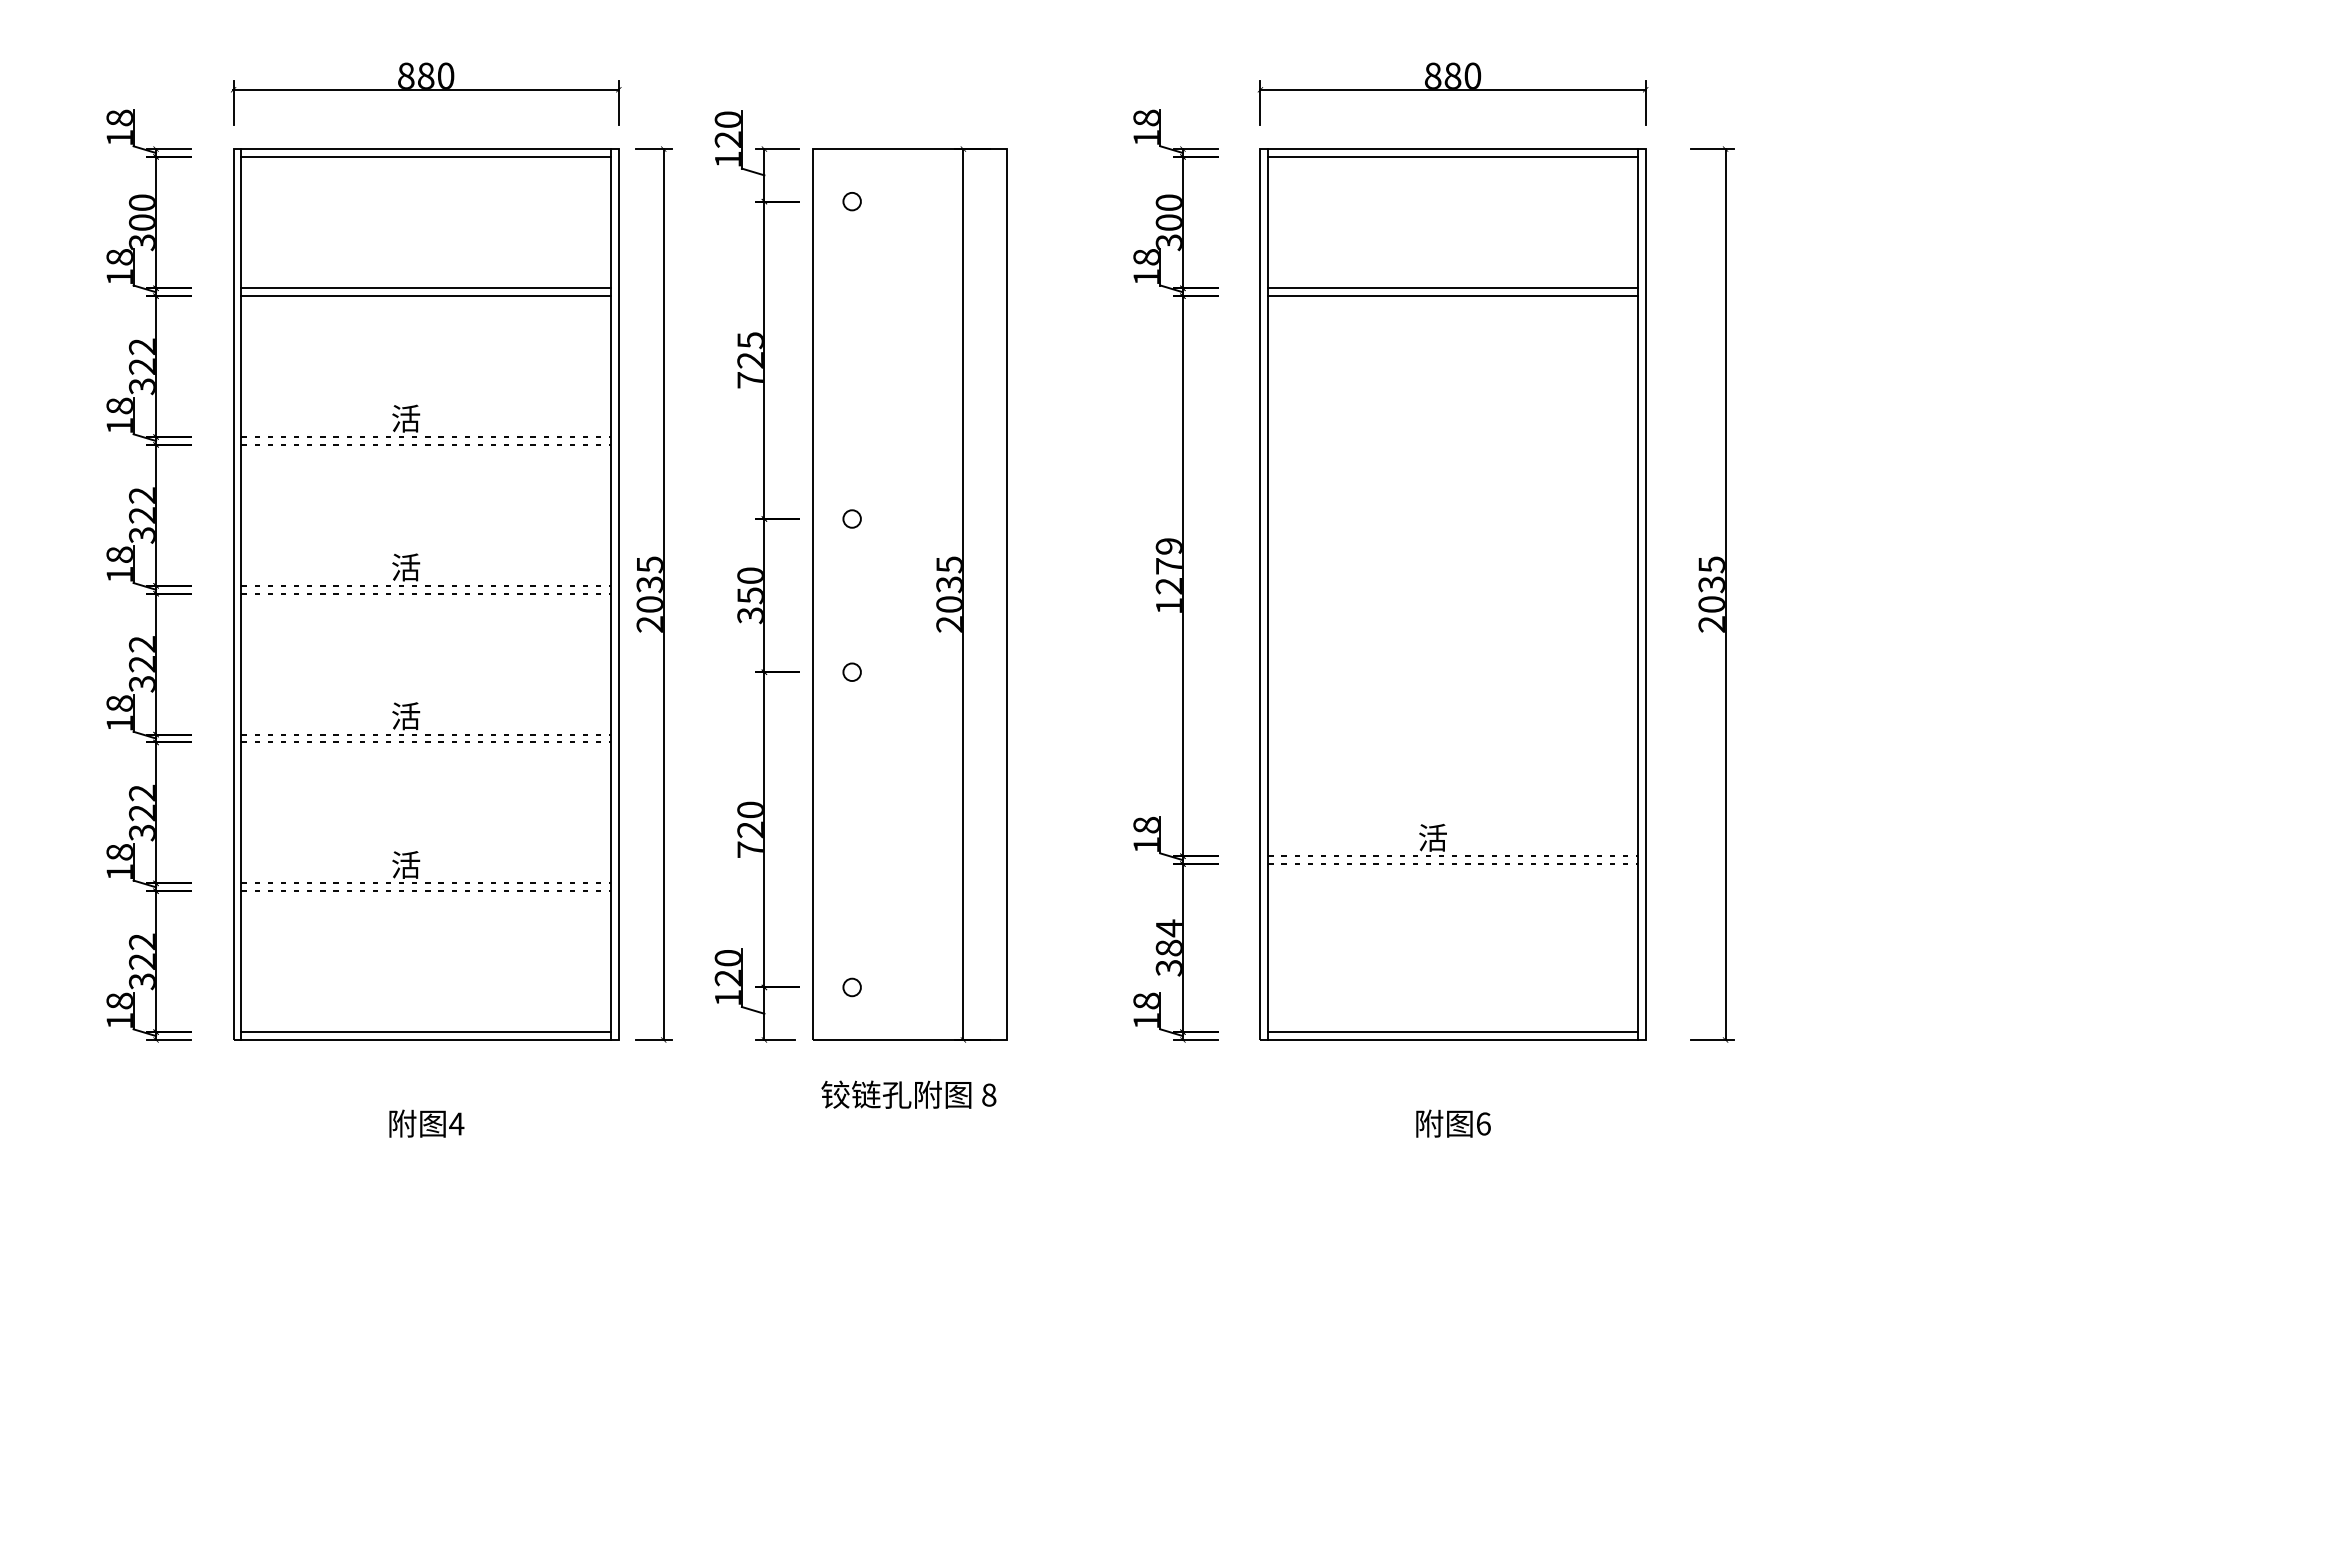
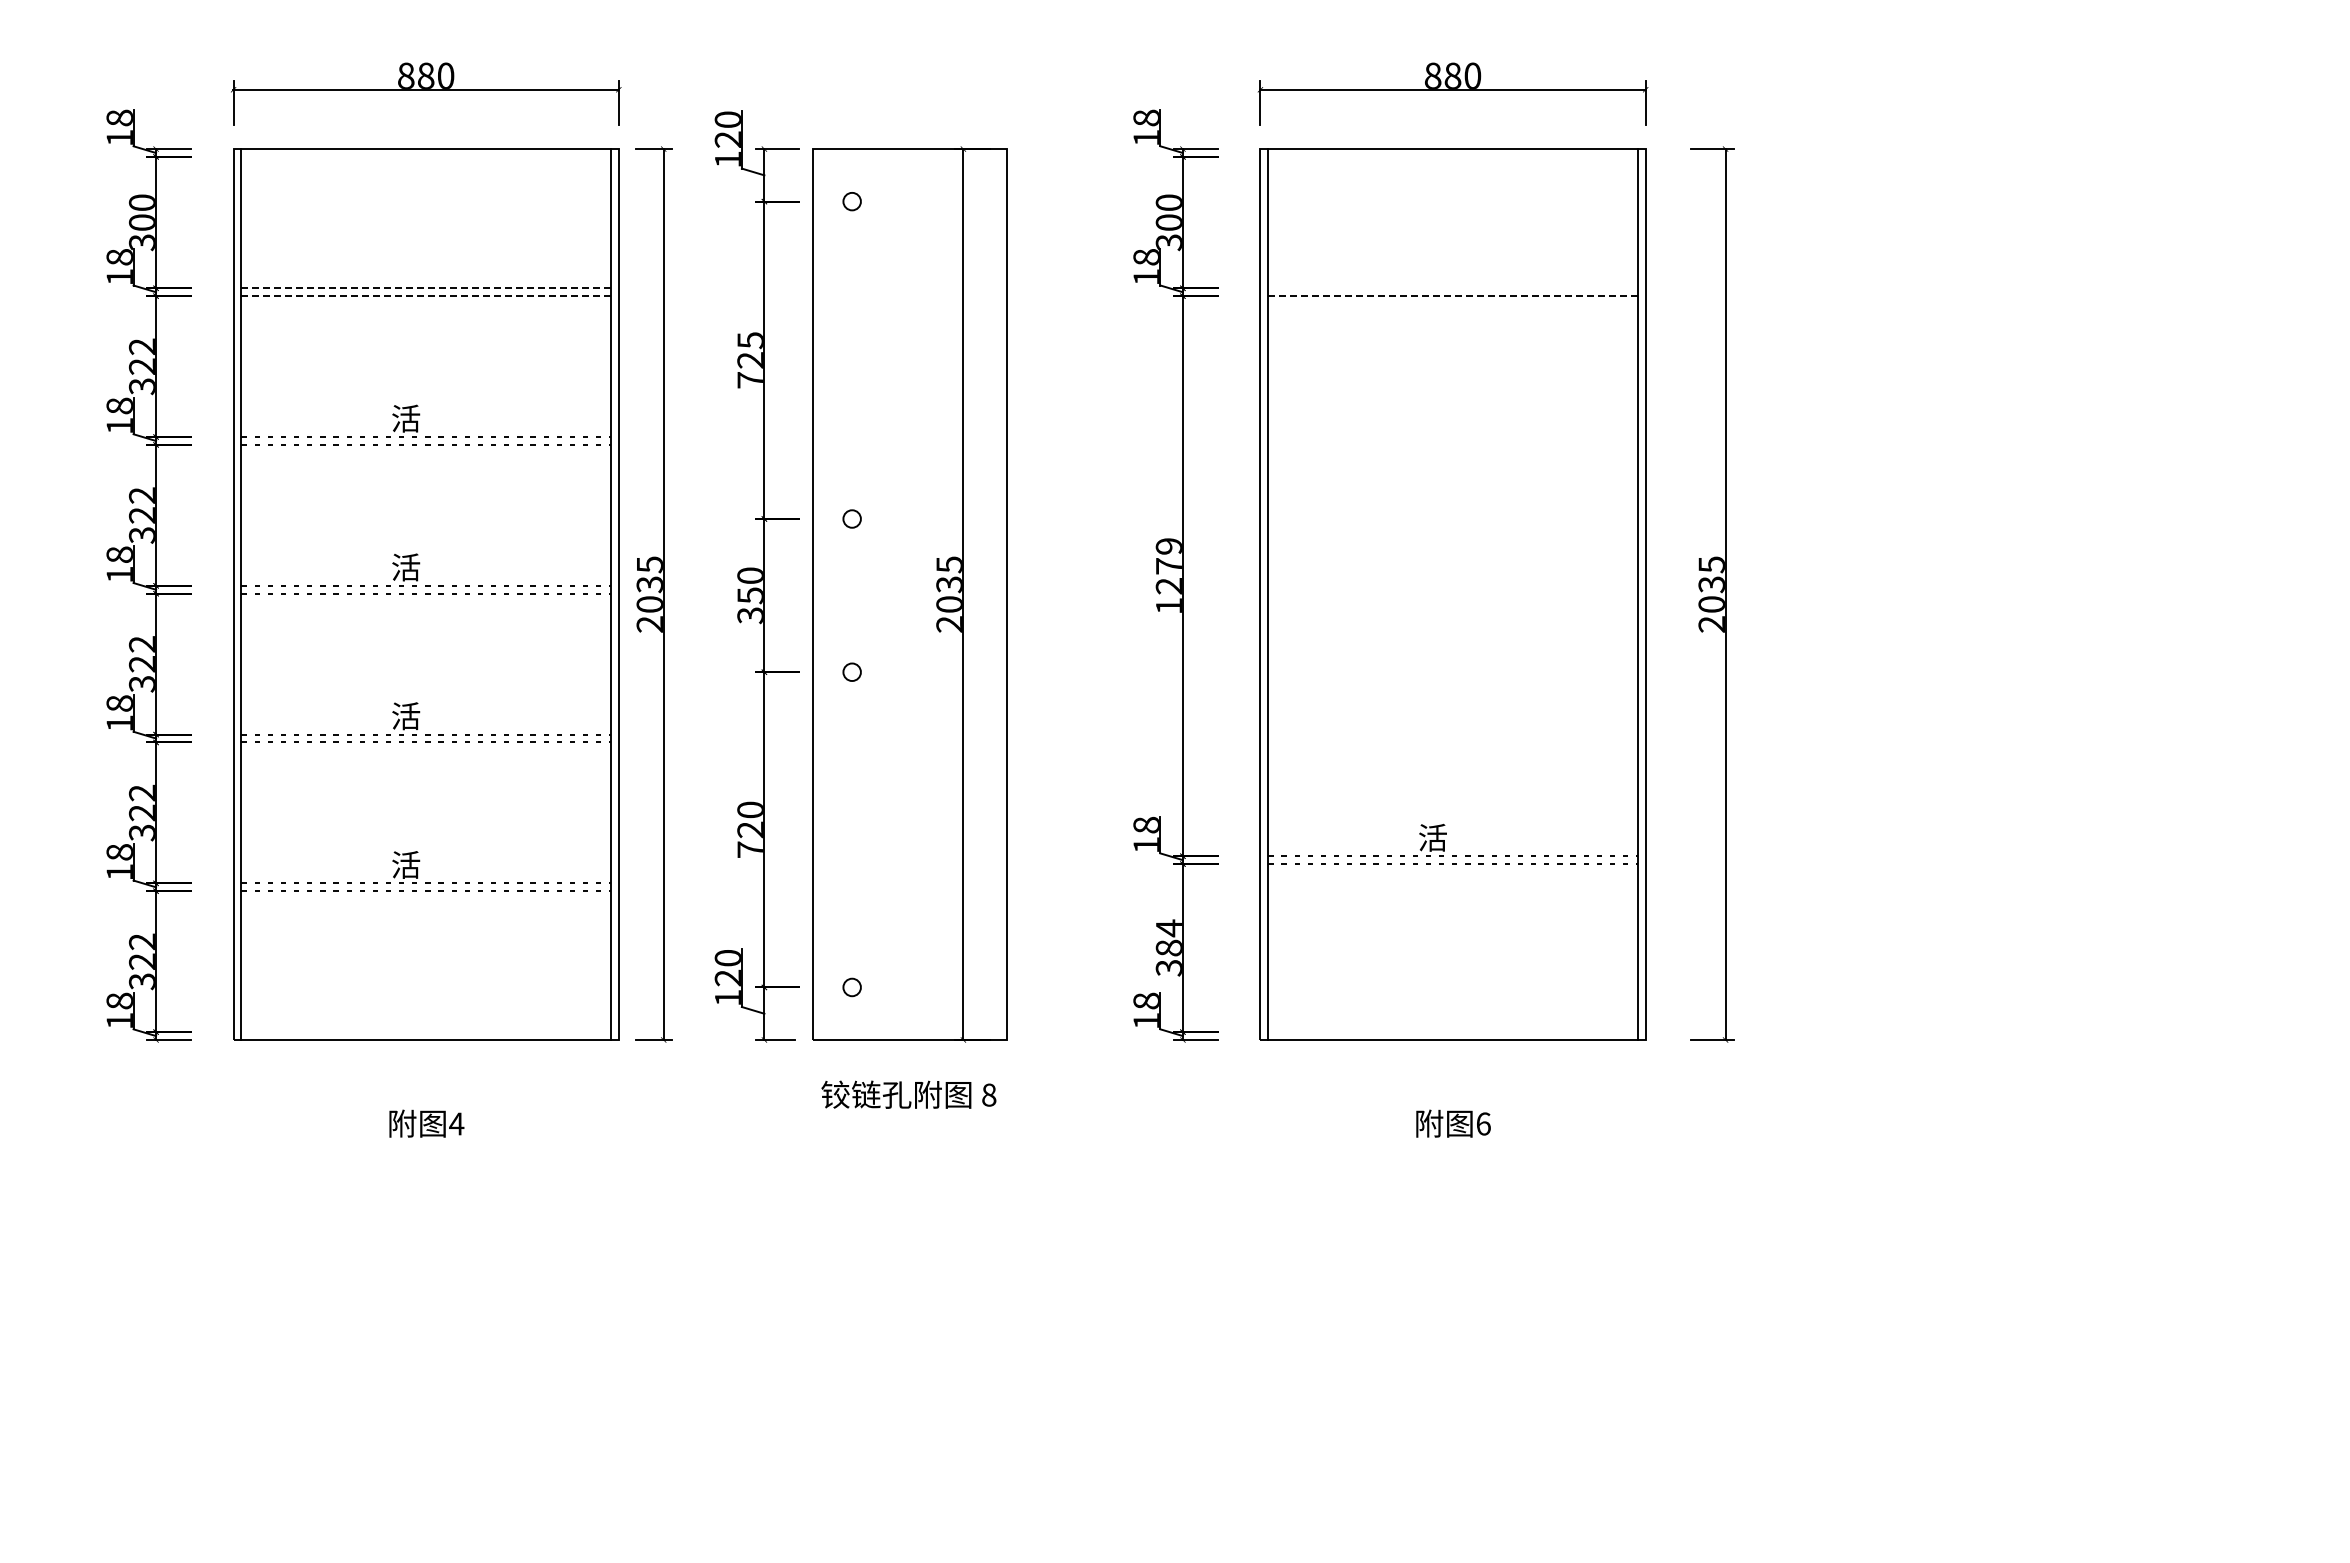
line: present -> none (425, 156)
line: present -> none (1452, 156)
line: solid -> dashed (426, 288)
line: present -> none (1452, 288)
line: solid -> dashed (426, 296)
line: solid -> dashed (1453, 296)
line: present -> none (425, 1032)
line: present -> none (1452, 1032)
